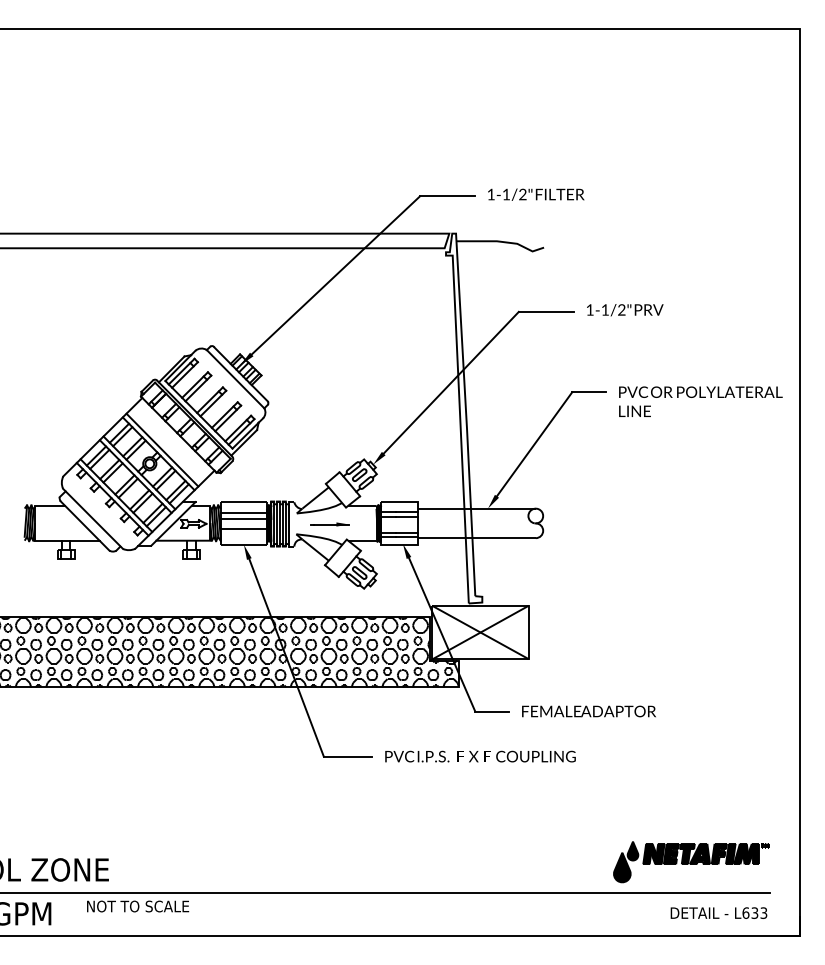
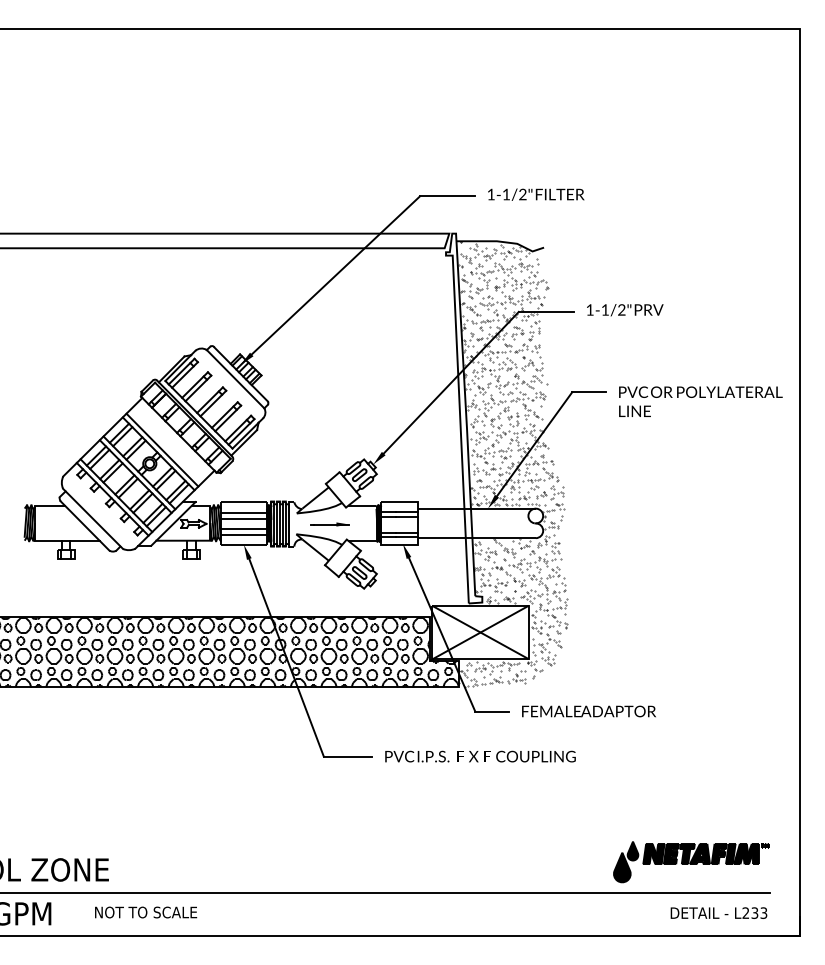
hatch: none -> present (512, 463)
line: none -> present (243, 534)
text position: (138, 906) -> (146, 912) (146, 912)
text: L633 -> L233 (745, 912)
